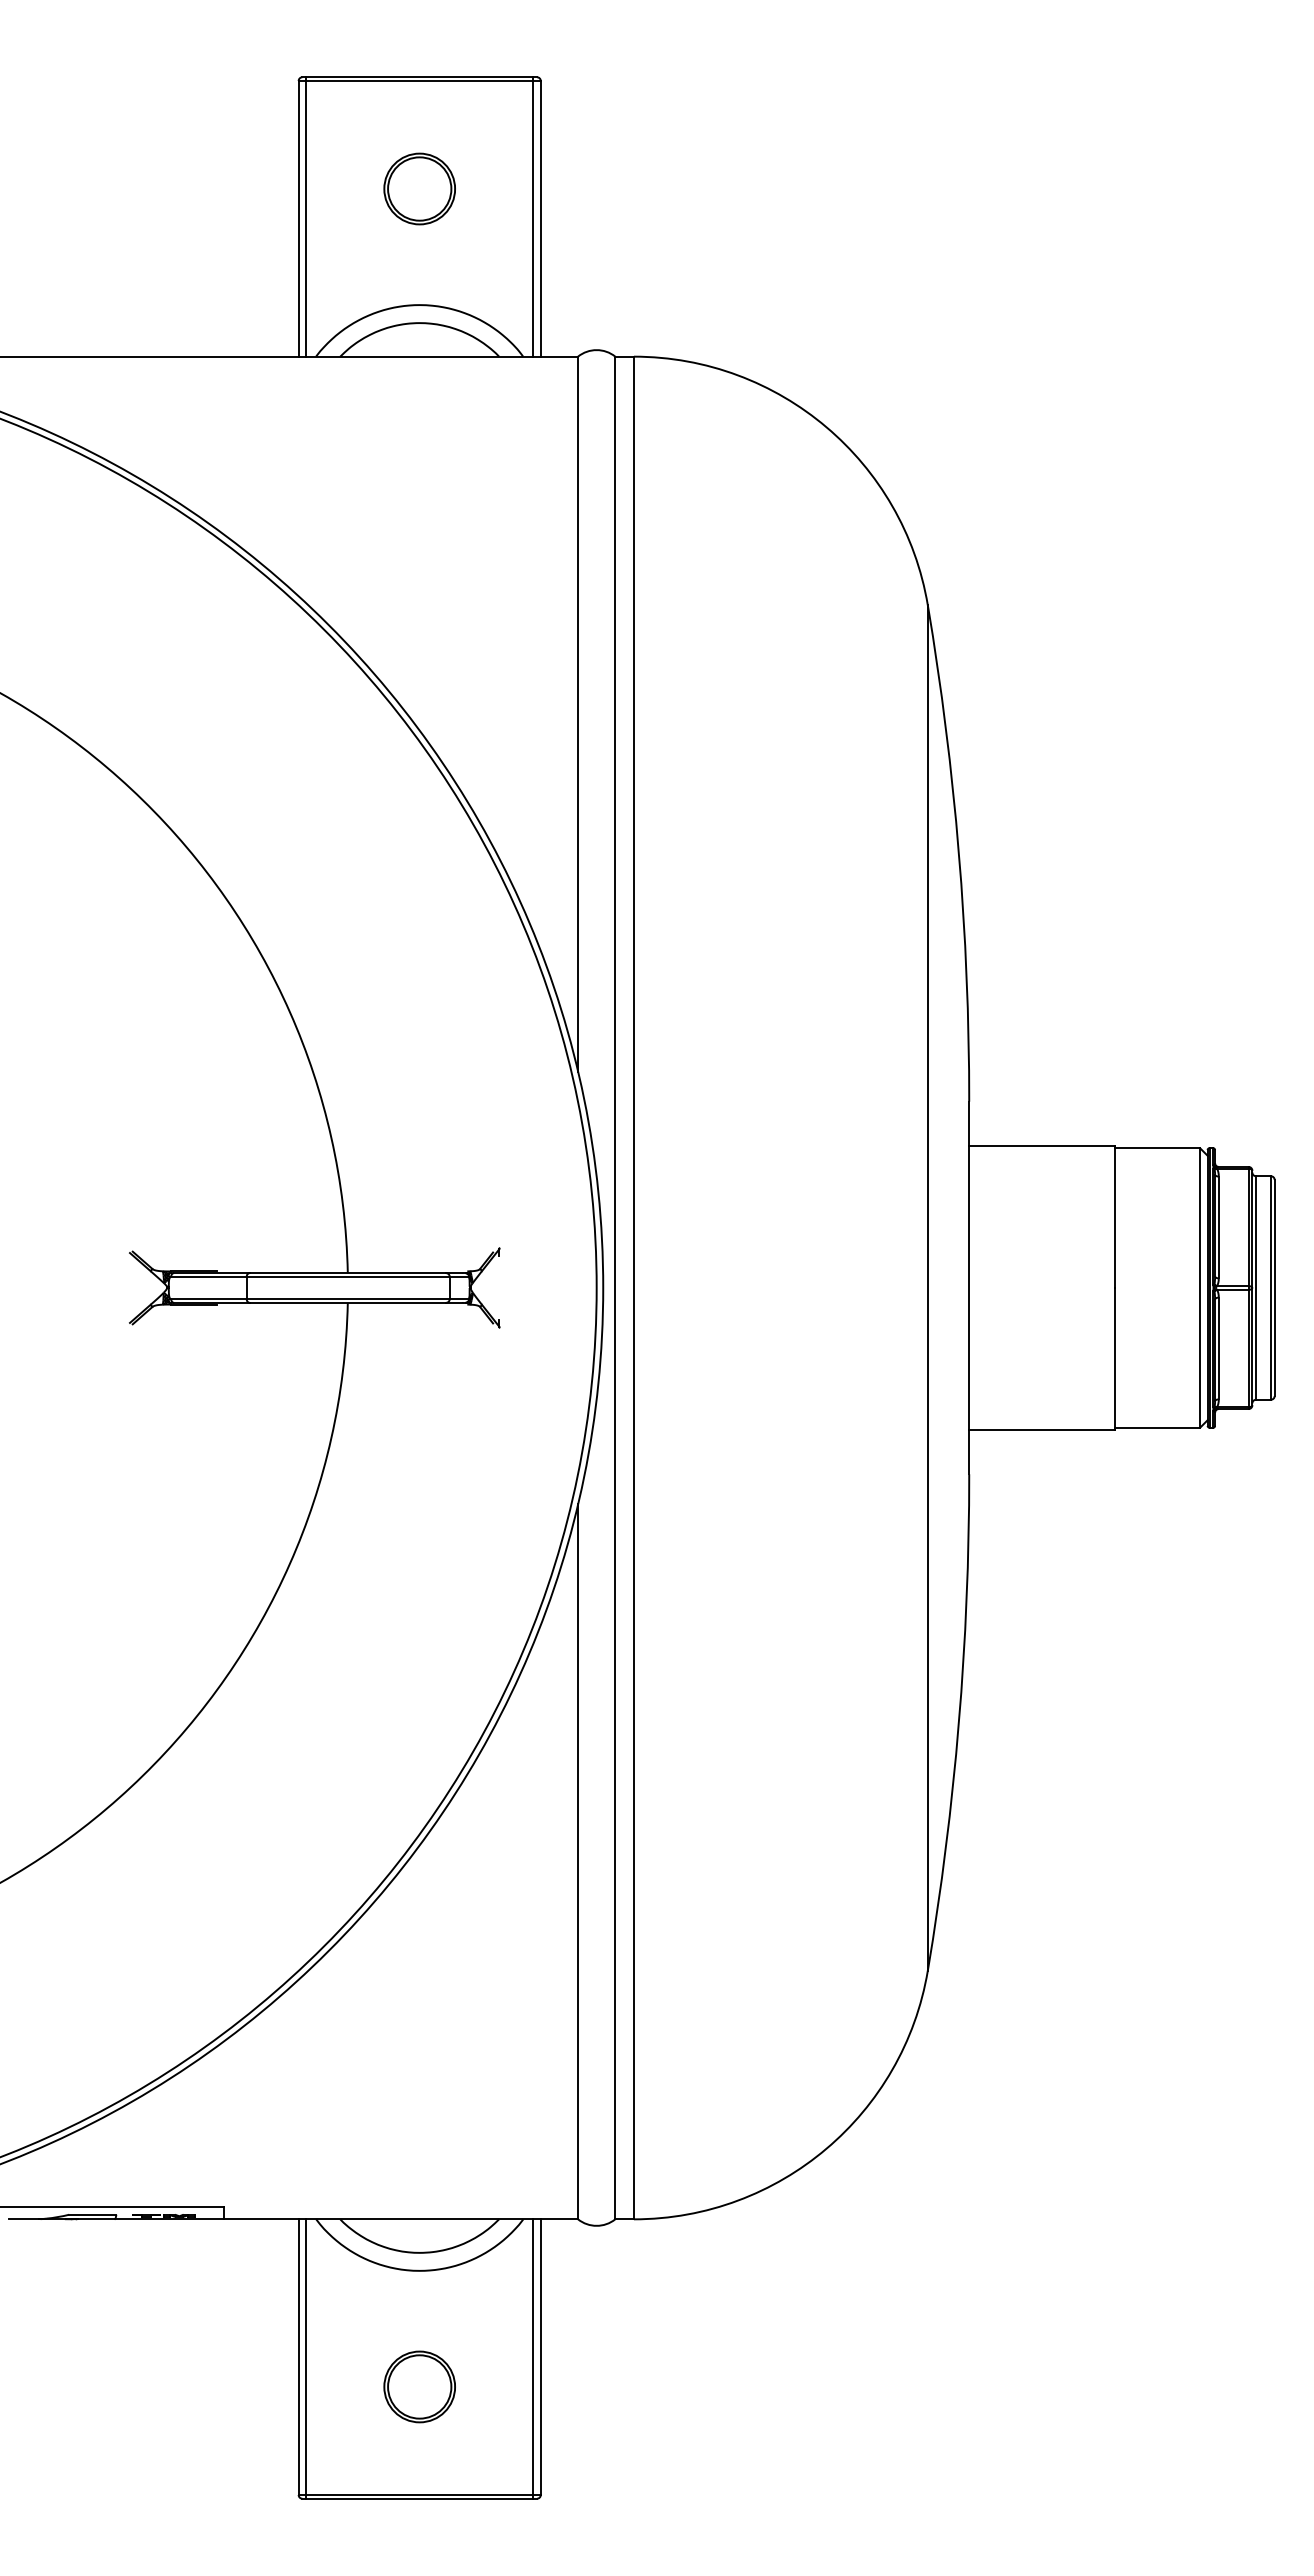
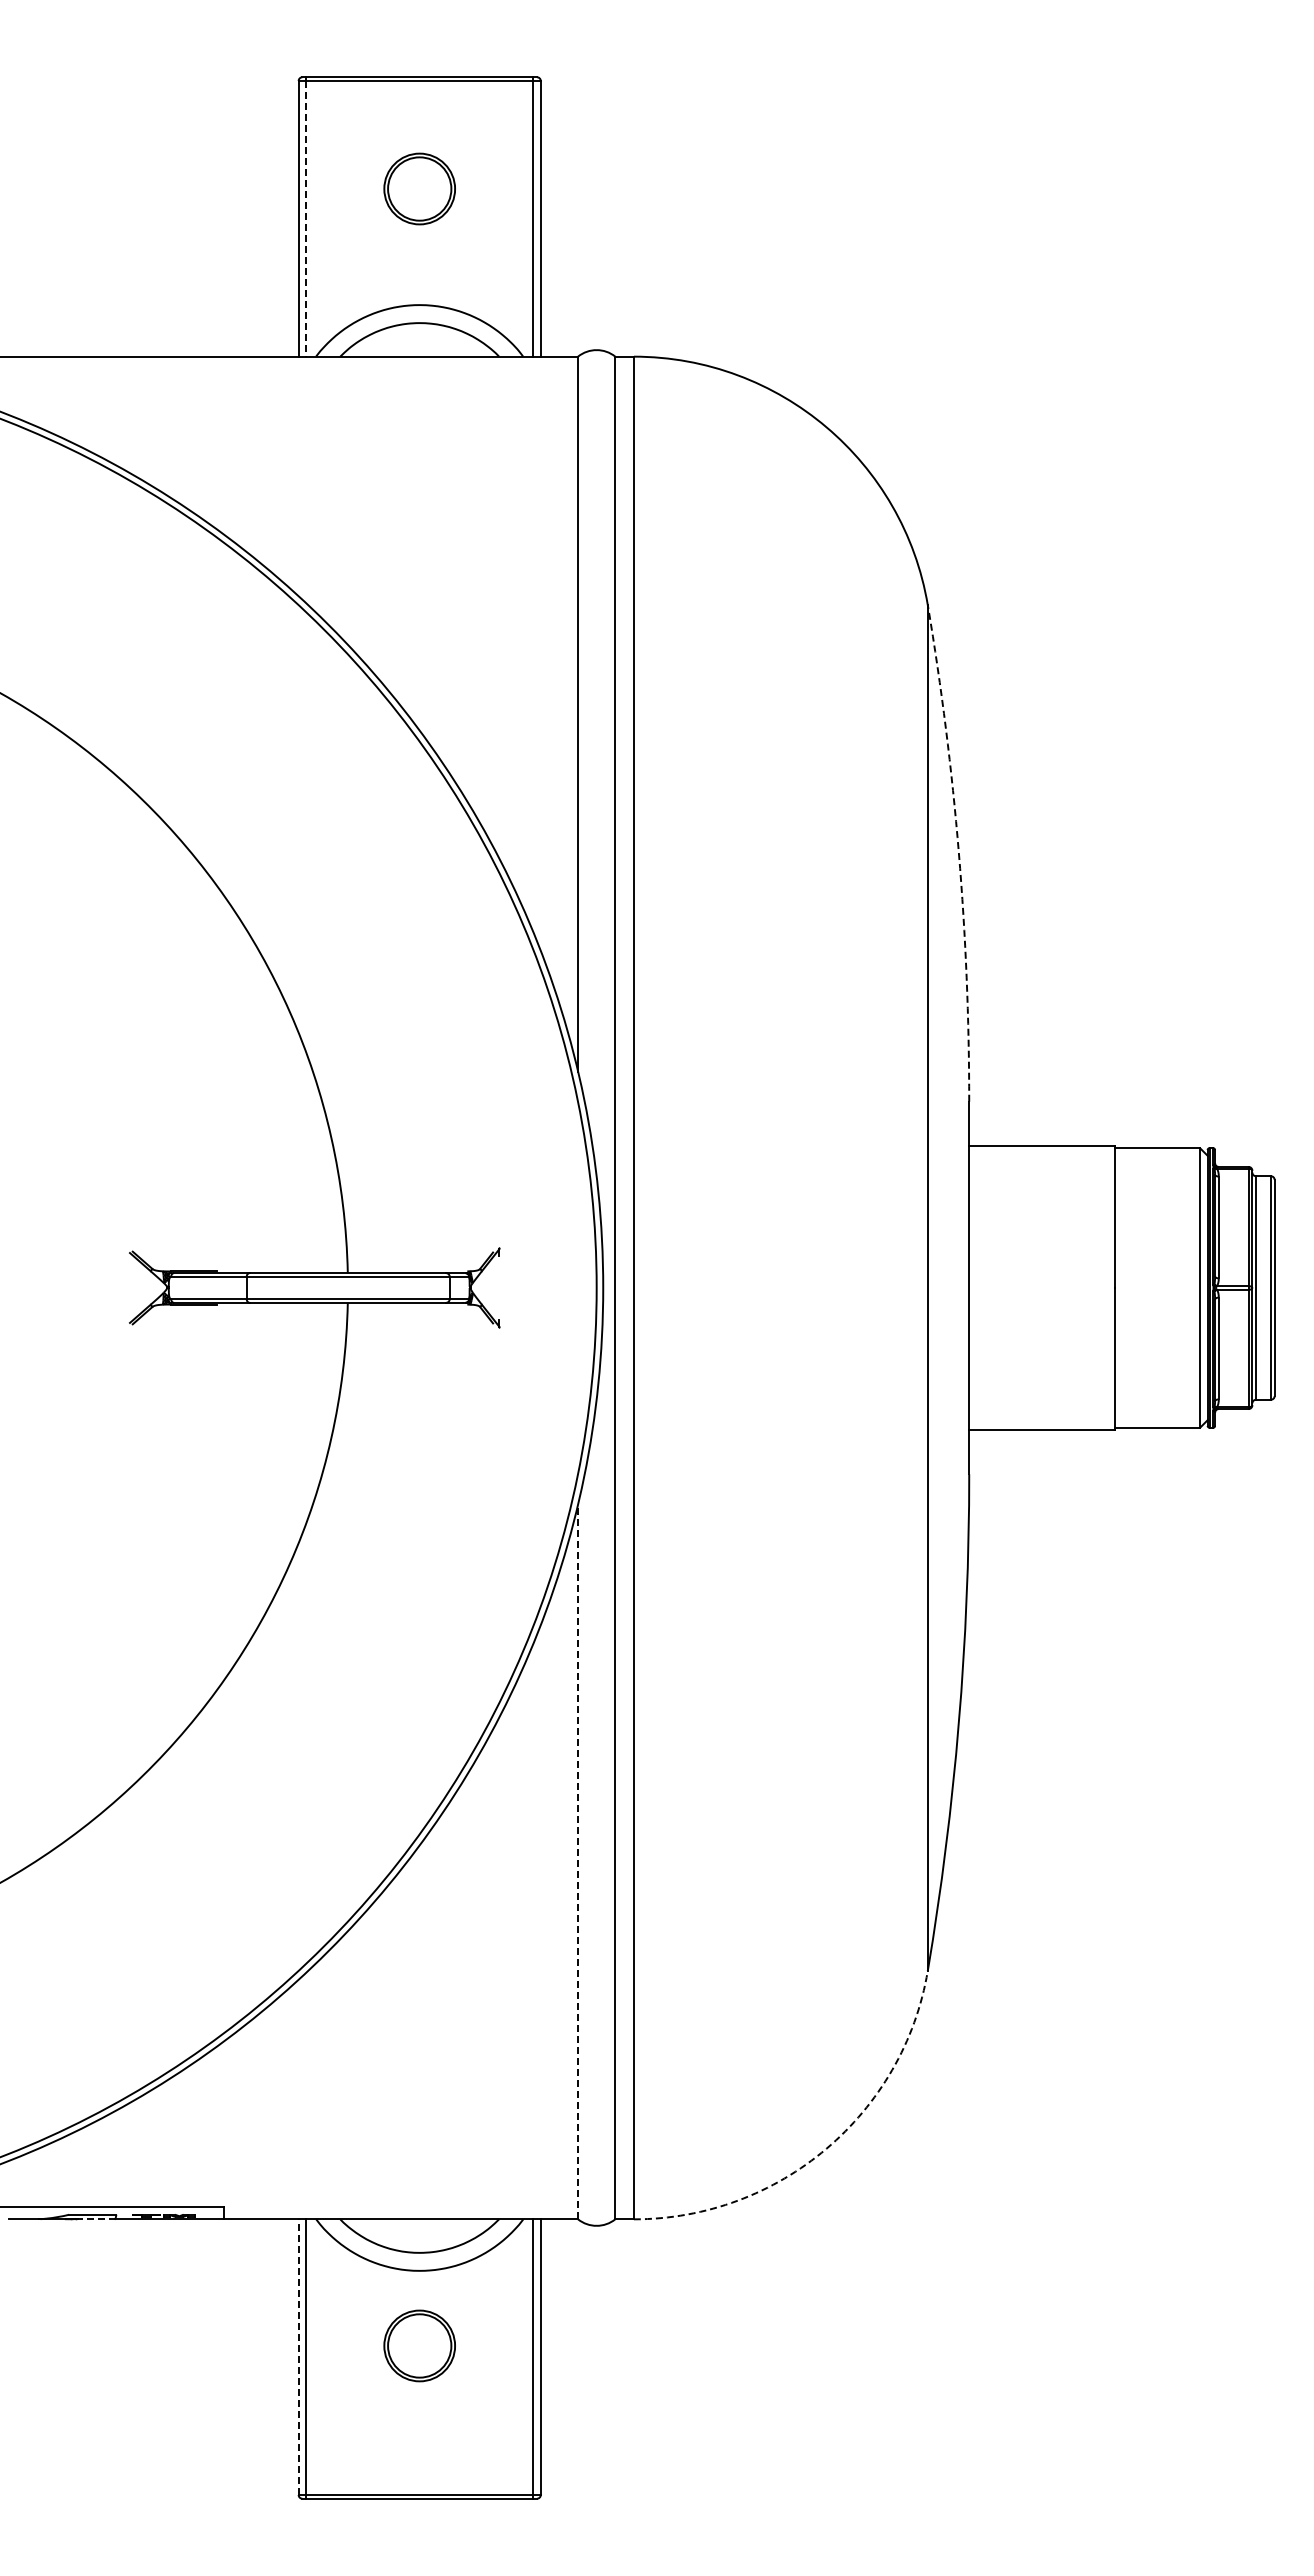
line: solid -> dashed (306, 218)
arc: solid -> dashed (958, 852)
line: solid -> dashed (578, 1861)
arc: solid -> dashed (826, 2148)
line: solid -> dashed (95, 2219)
line: solid -> dashed (298, 2357)
part position: (419, 2386) -> (419, 2345) (419, 2345)
